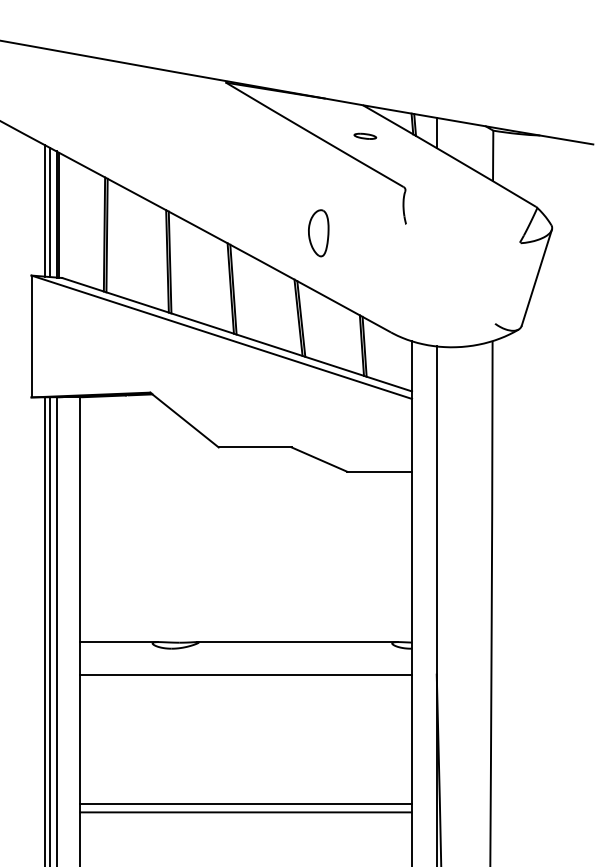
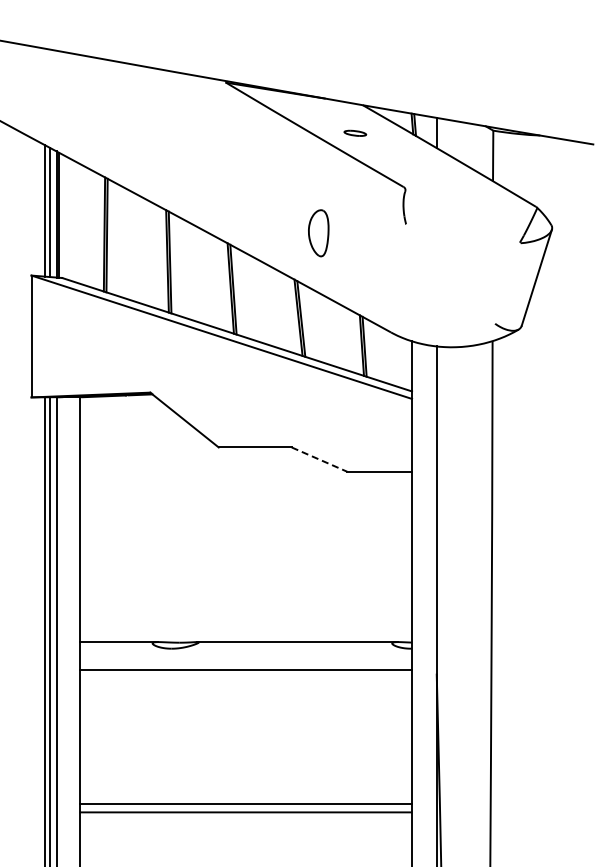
part position: (365, 135) -> (355, 132) (355, 132)
line: solid -> dashed (320, 459)
line position: (245, 675) -> (245, 670) (245, 670)
